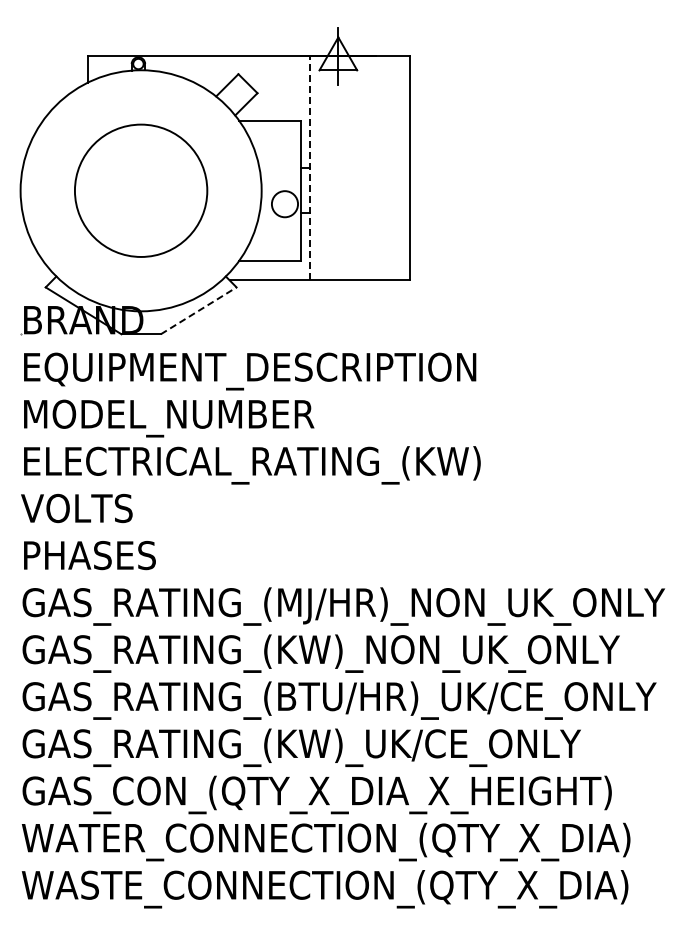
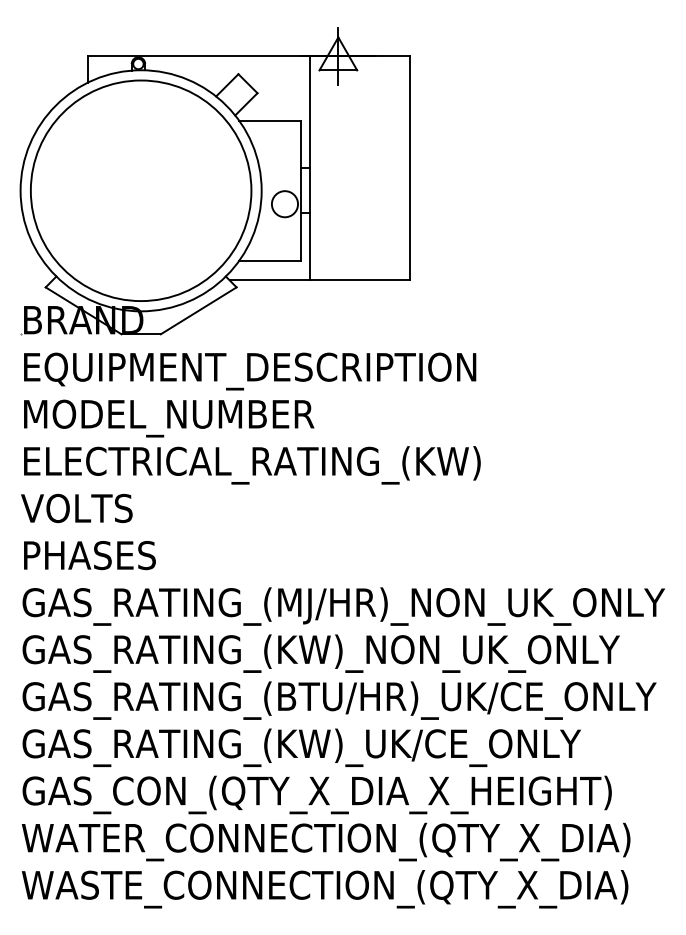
line: dashed -> solid (309, 167)
circle diameter: 132 px -> 221 px (140, 190)
line: dashed -> solid (198, 310)
